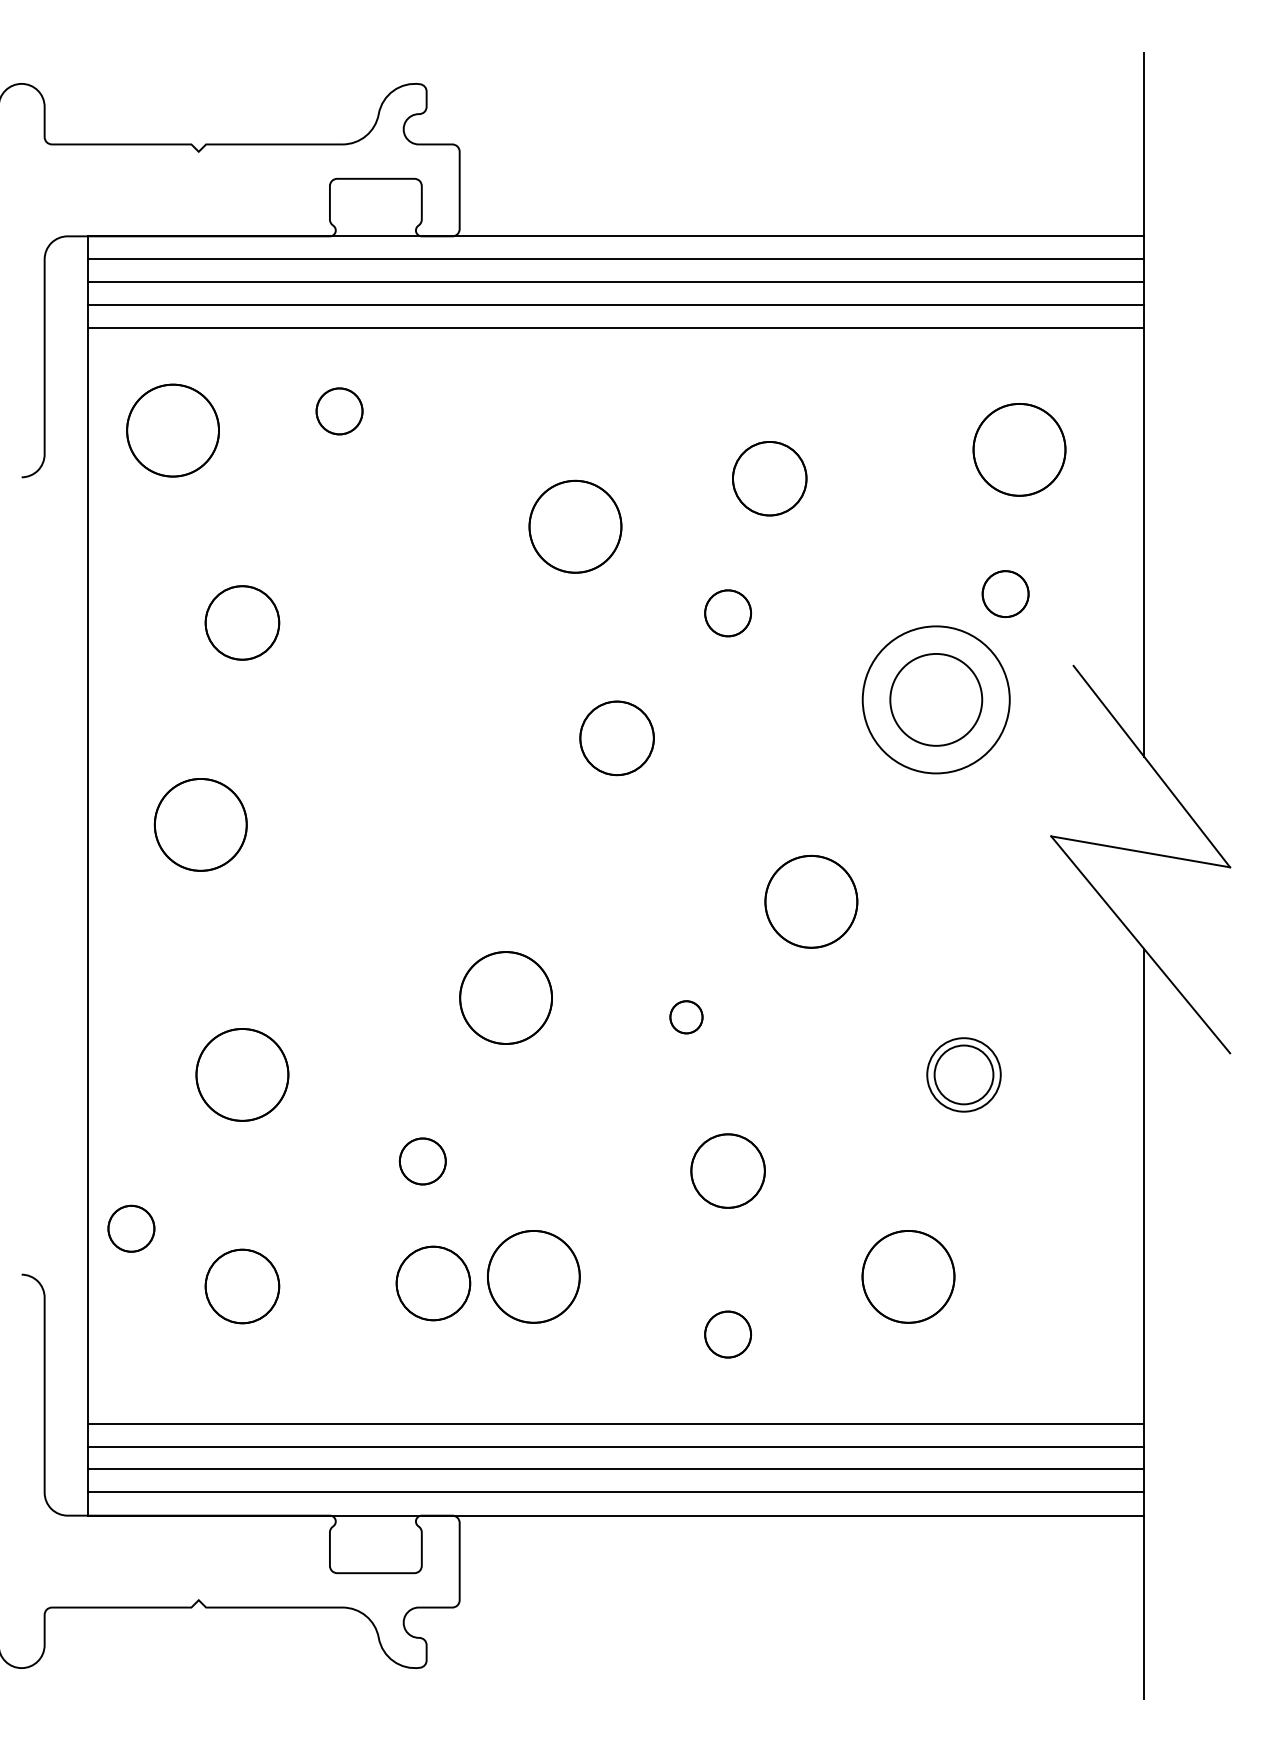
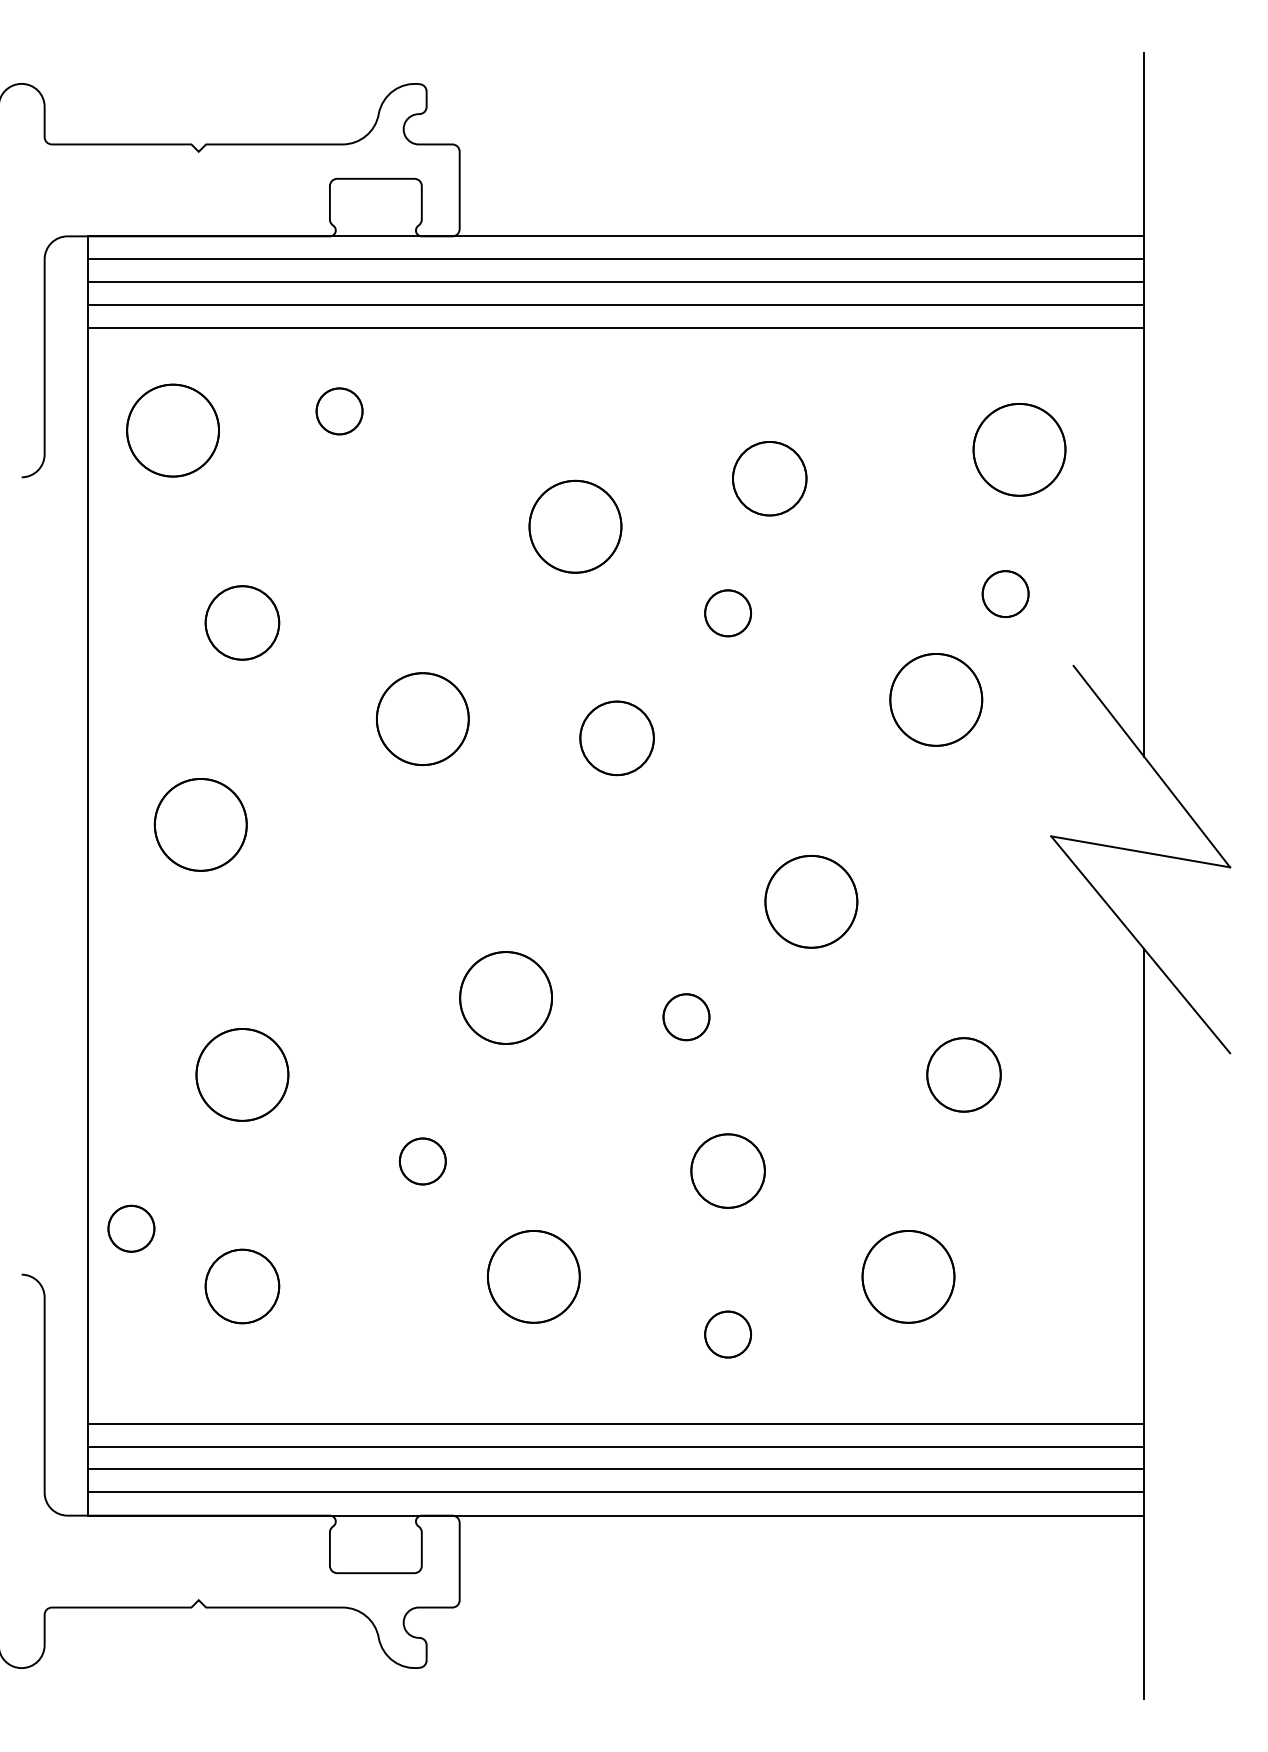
circle diameter: 147 px -> 92 px (936, 699)
circle: none -> present (422, 718)
part size: 35x35 px -> 49x49 px (686, 1017)
circle diameter: 59 px -> 74 px (963, 1074)
part: present -> none (433, 1283)
